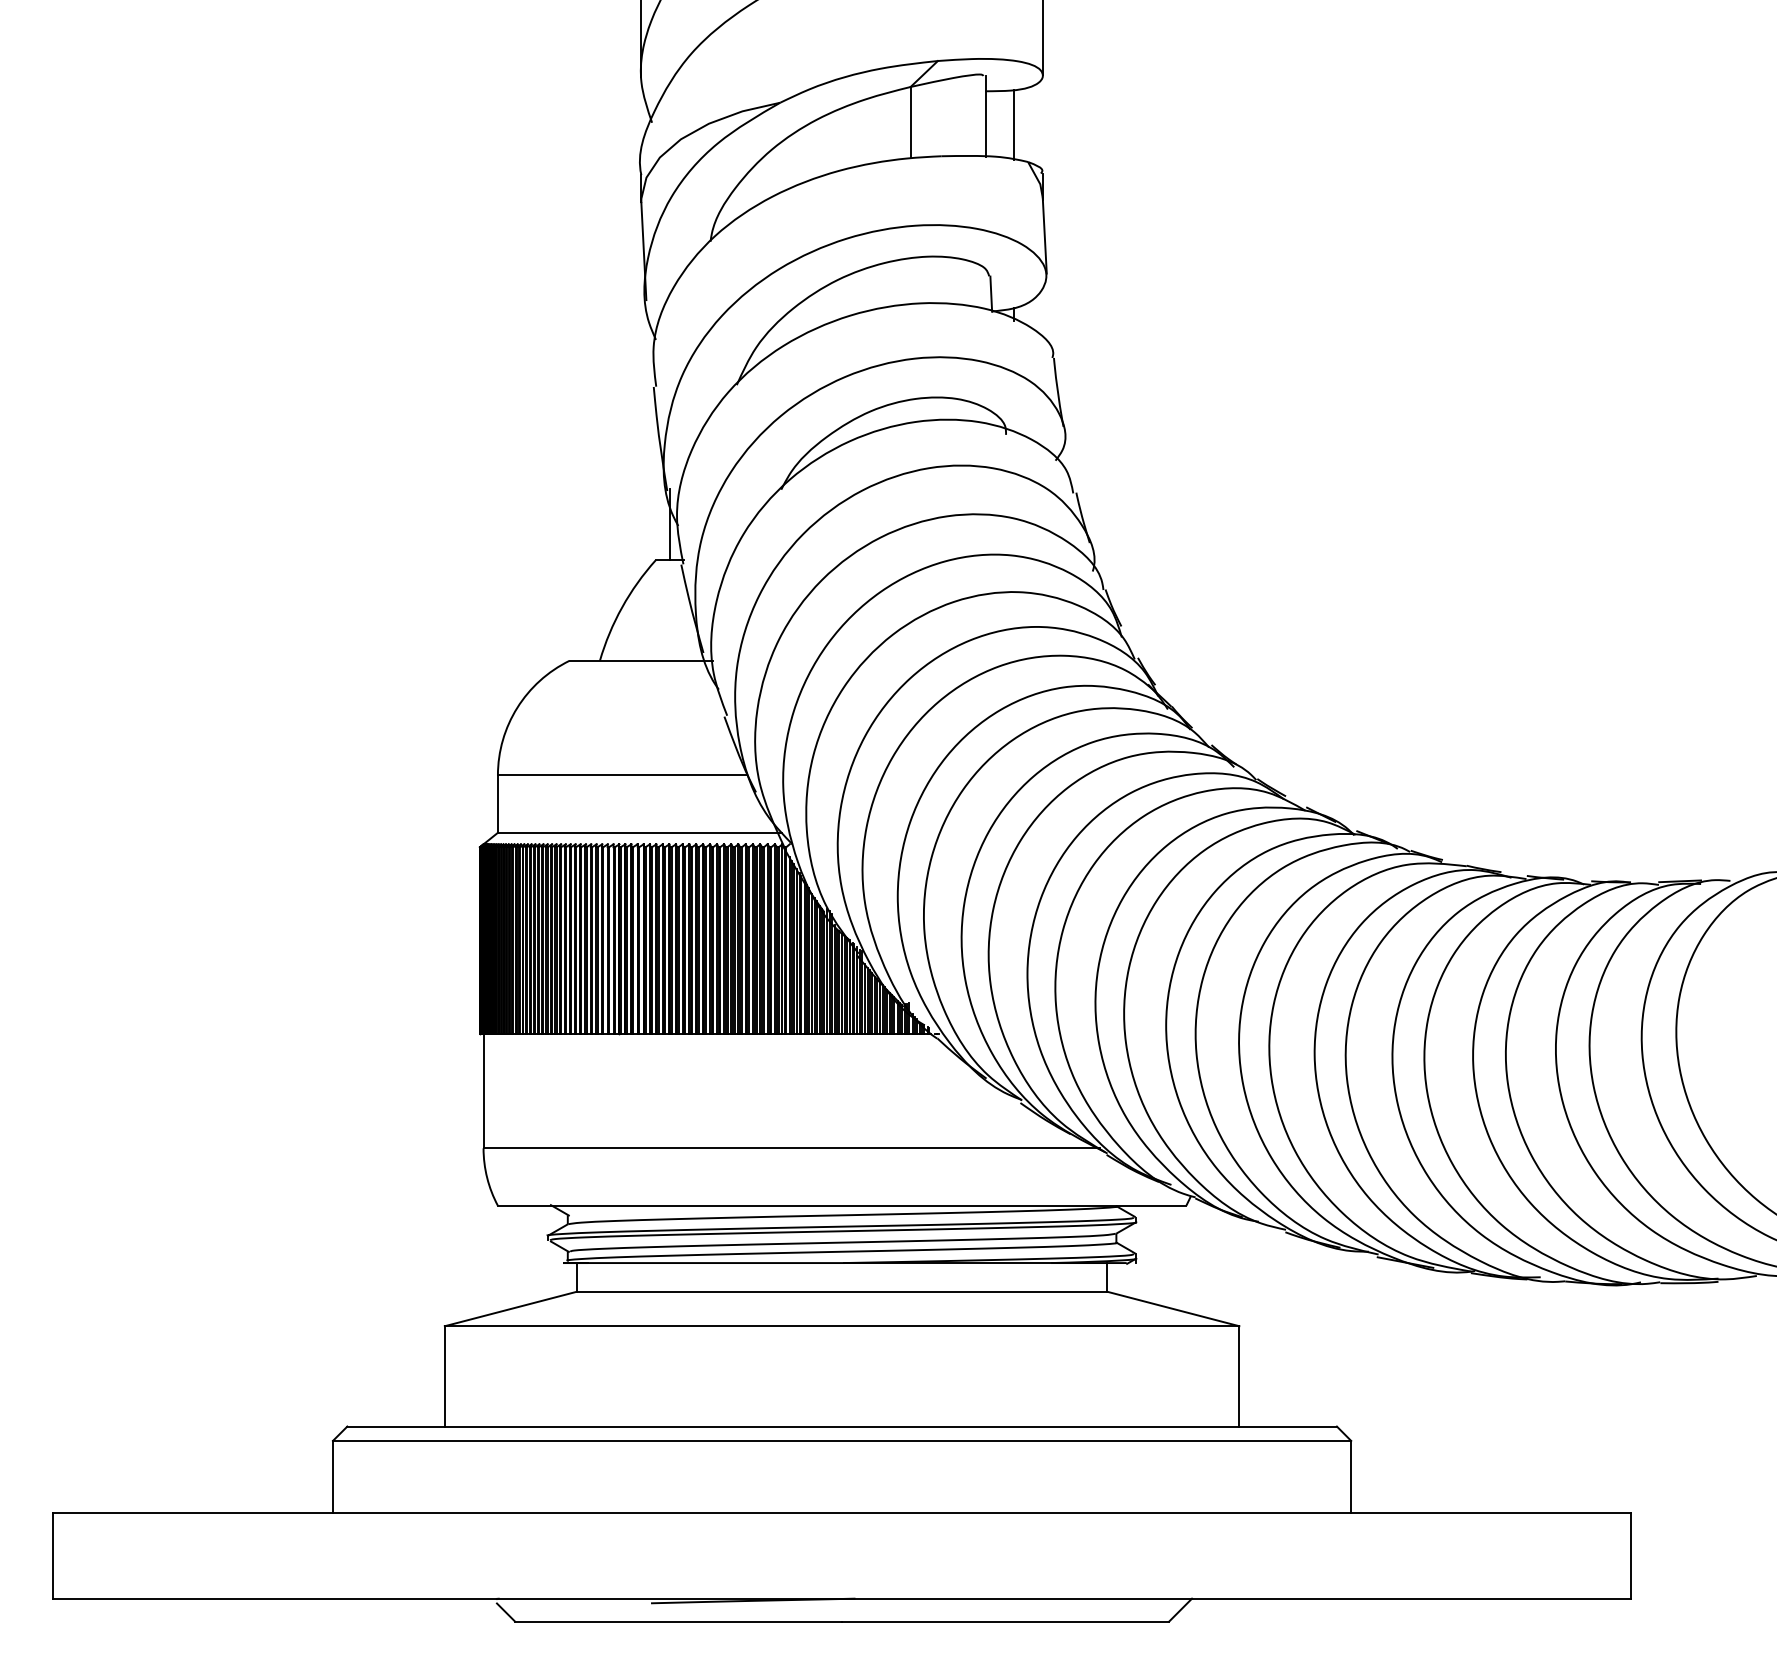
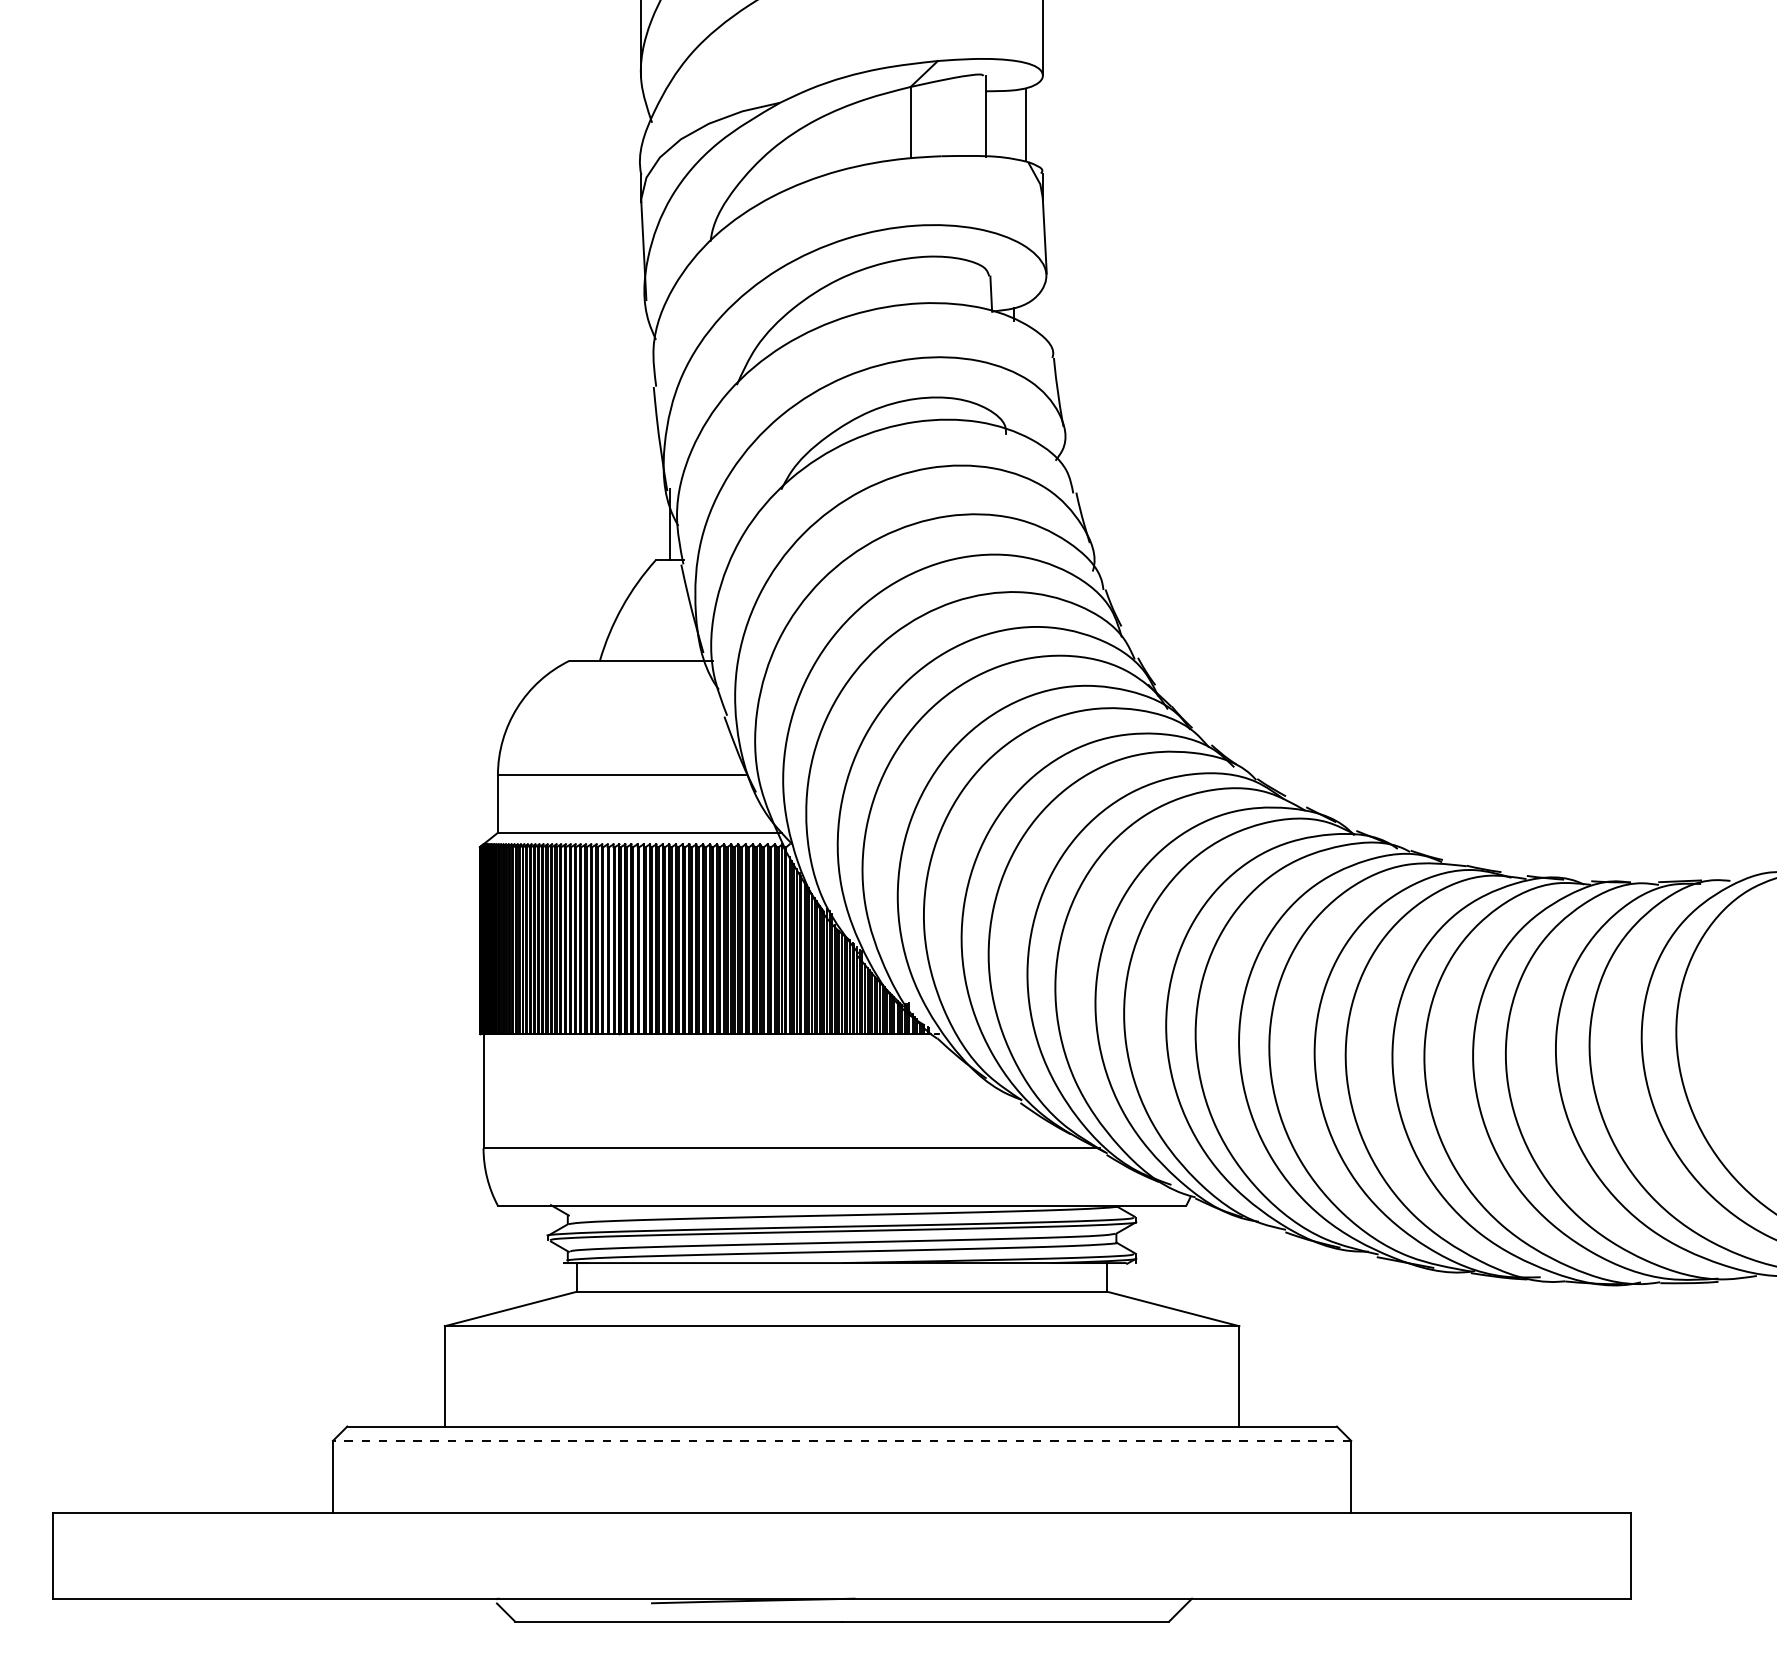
line position: (1014, 124) -> (1026, 124) (1026, 124)
line: solid -> dashed (841, 1440)
